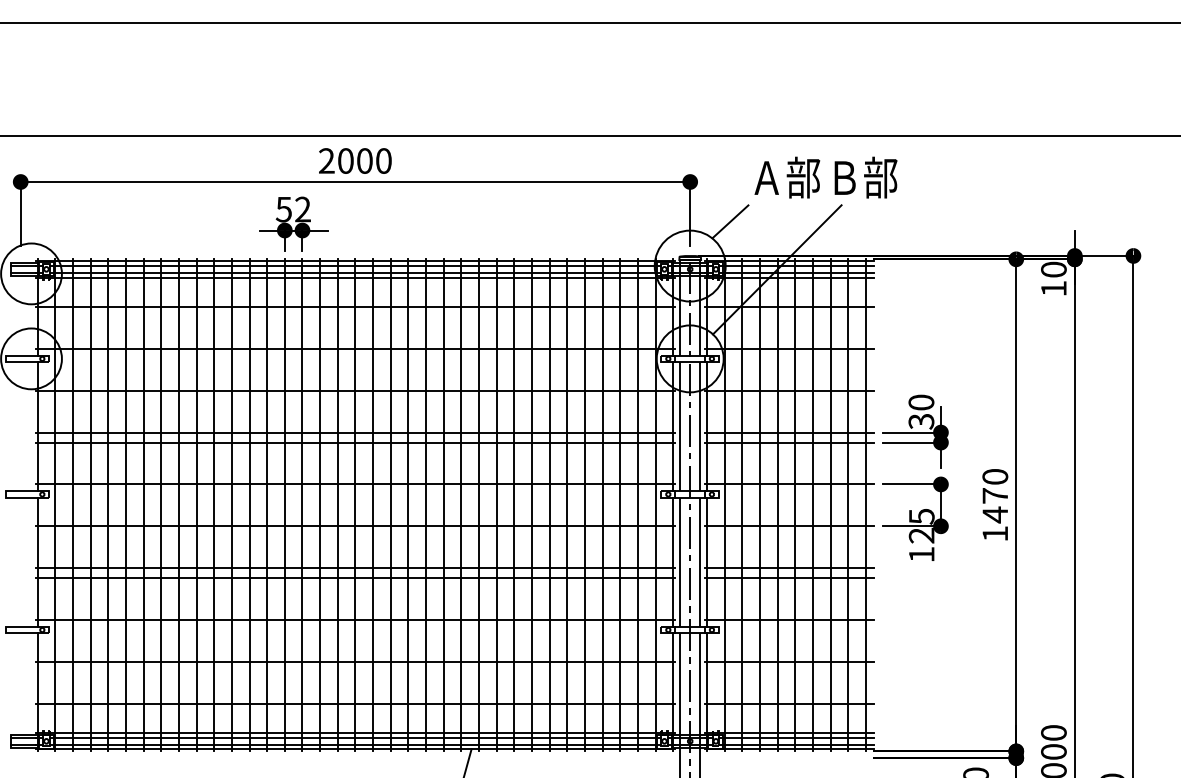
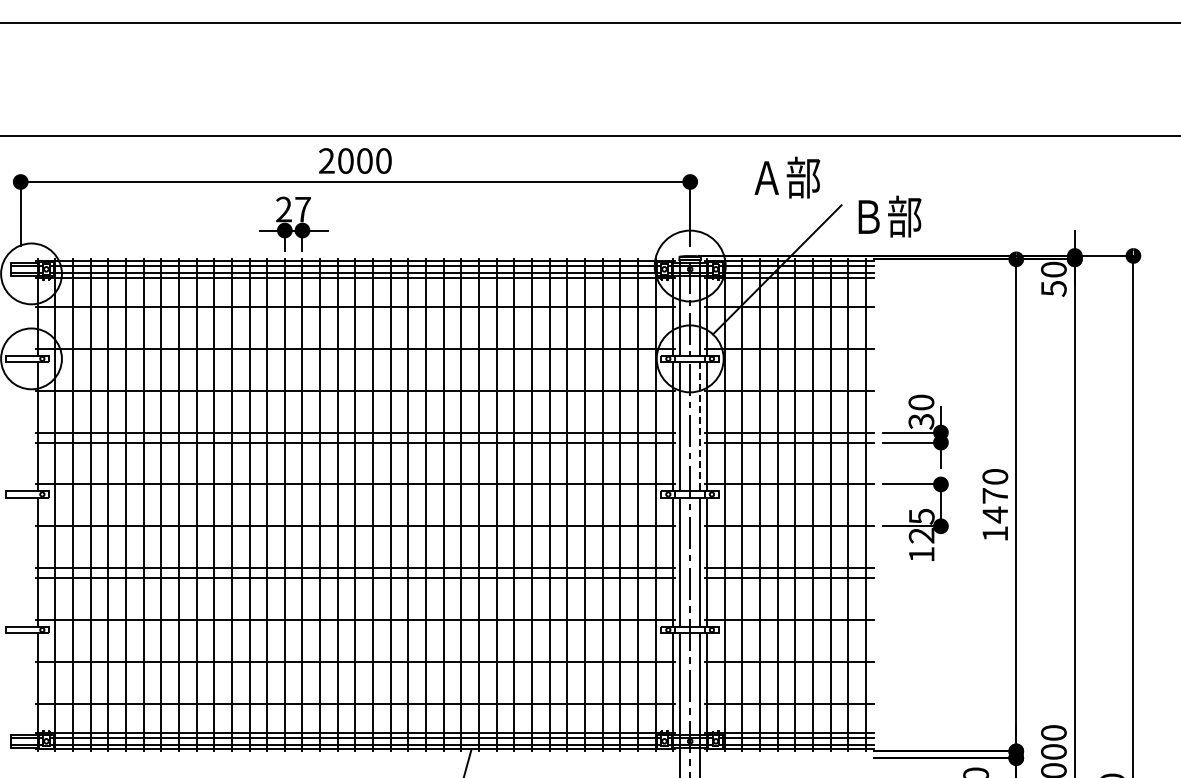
text position: (865, 177) -> (889, 216) (889, 216)
text: 52 -> 27 (292, 209)
line: present -> none (730, 221)
text: 10 -> 50 (1053, 288)
line: solid -> dashed (700, 427)
